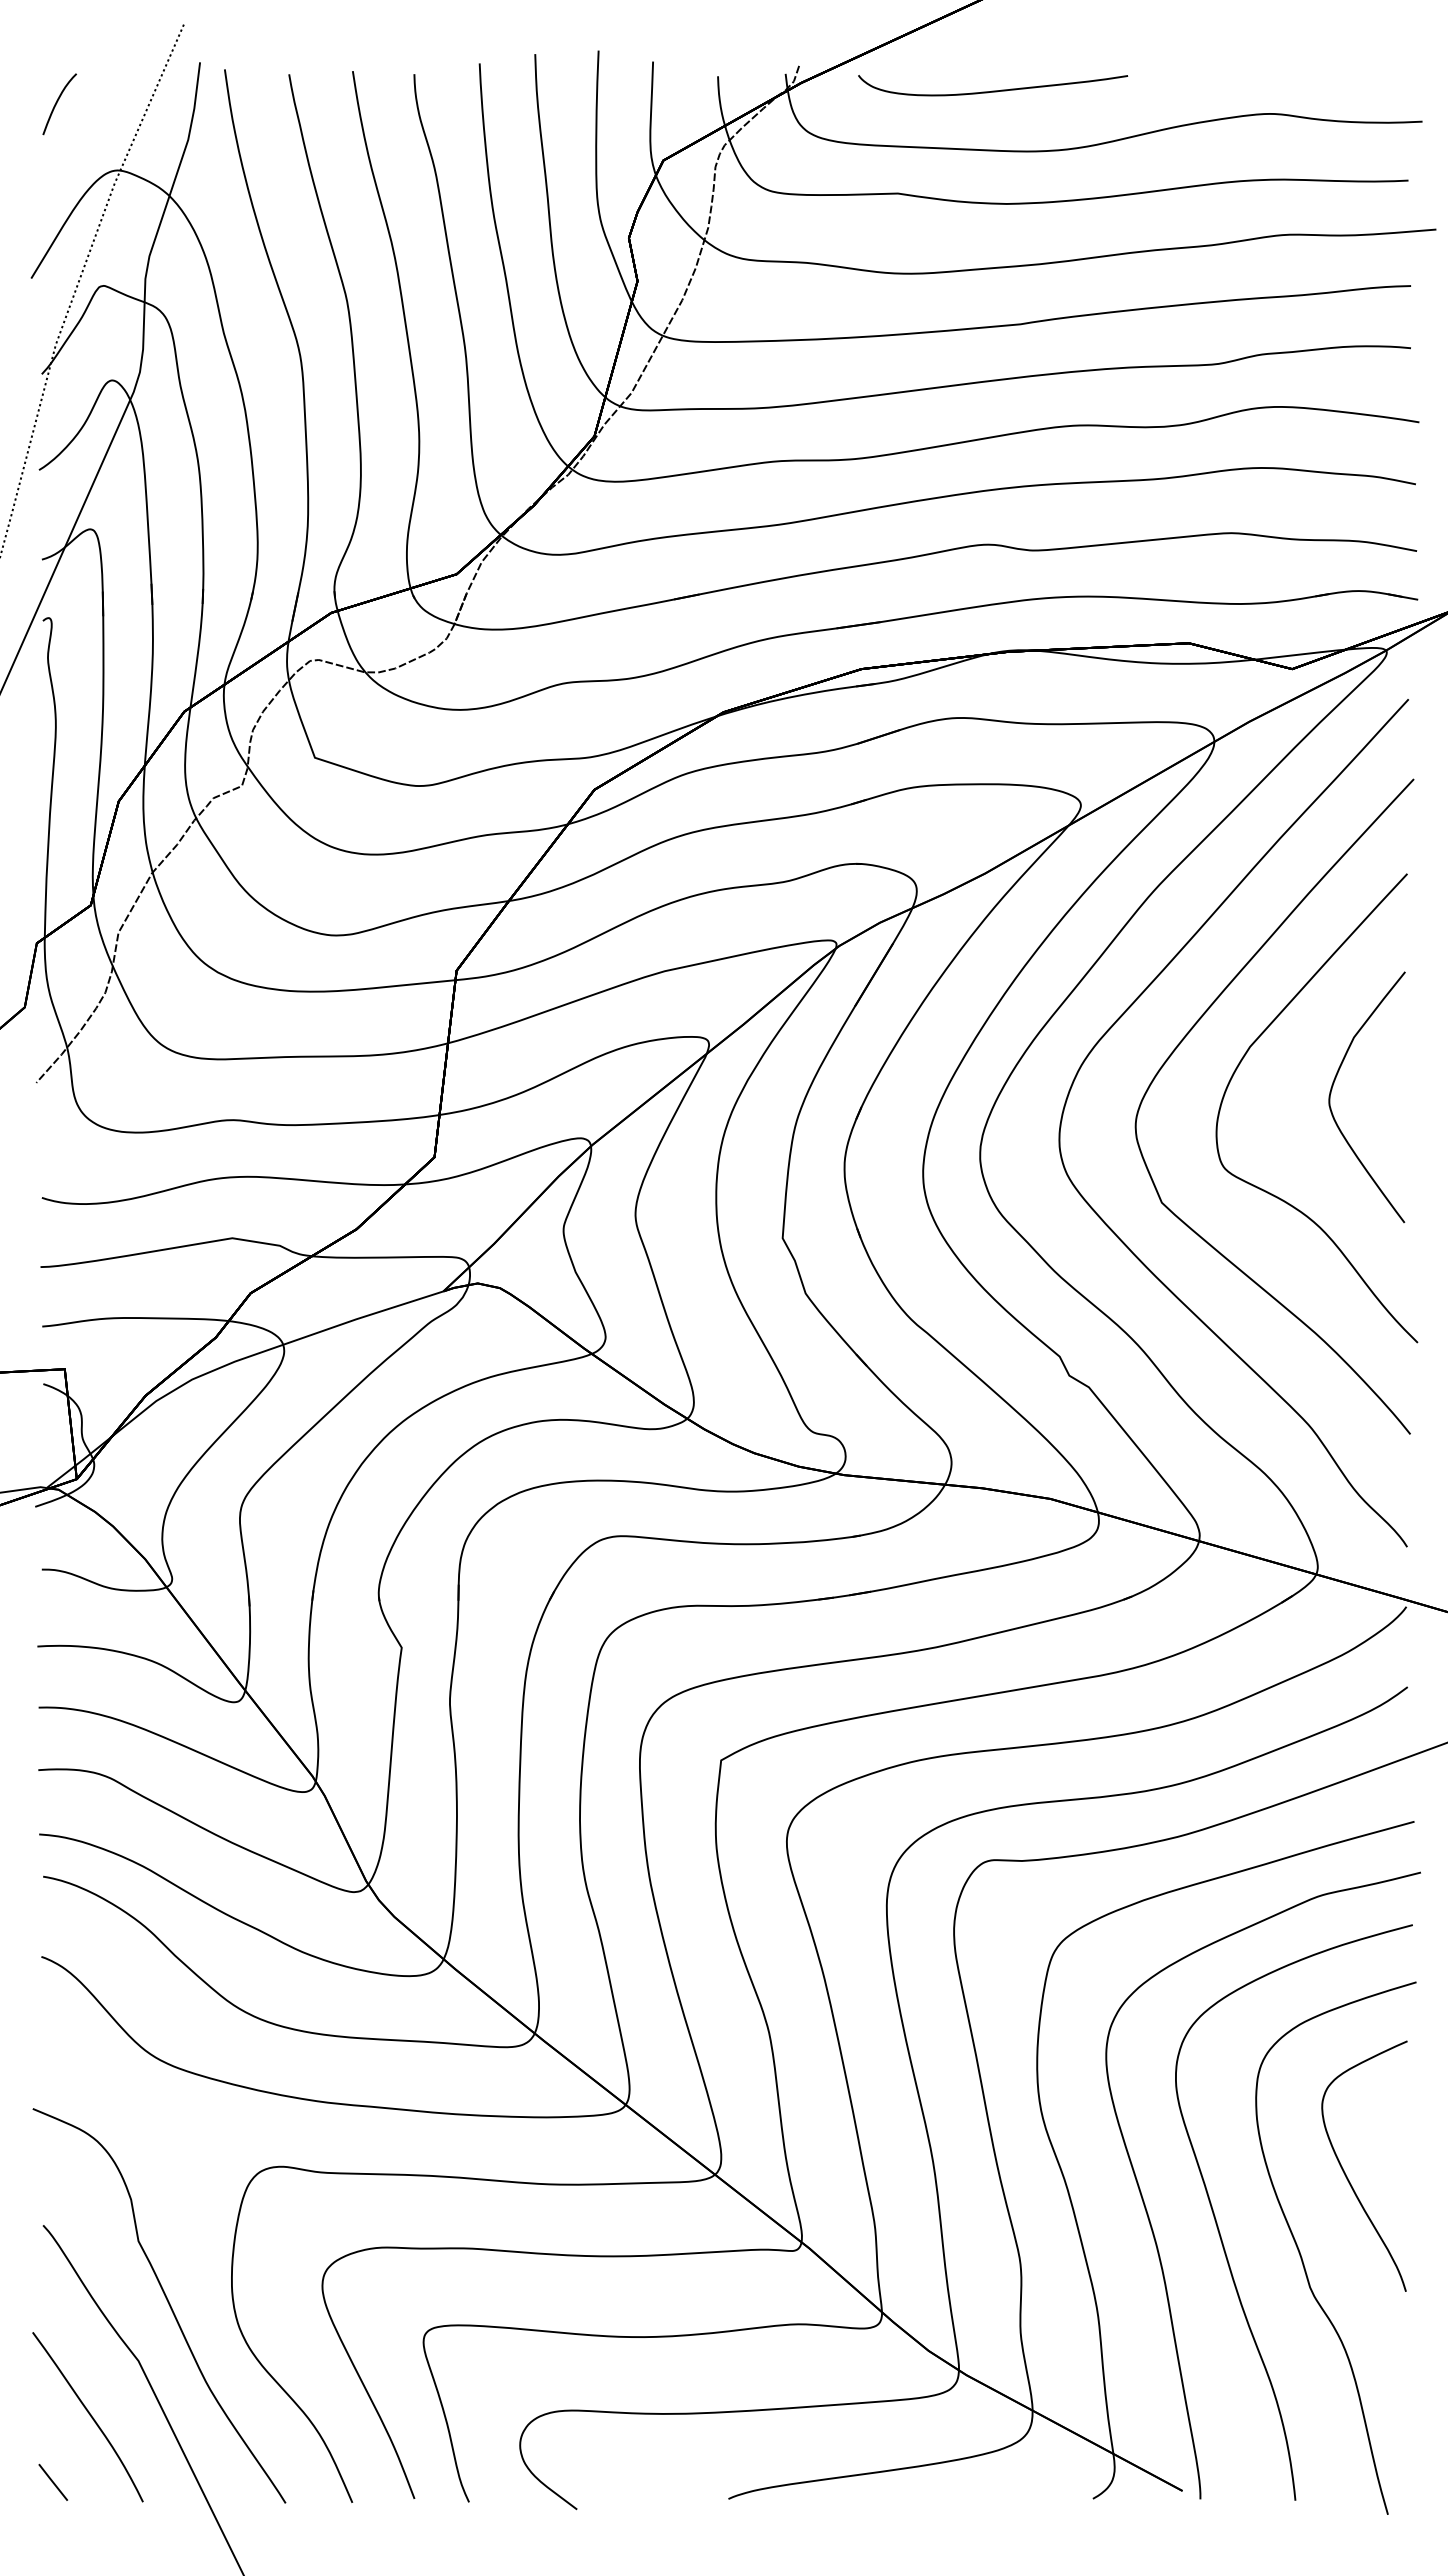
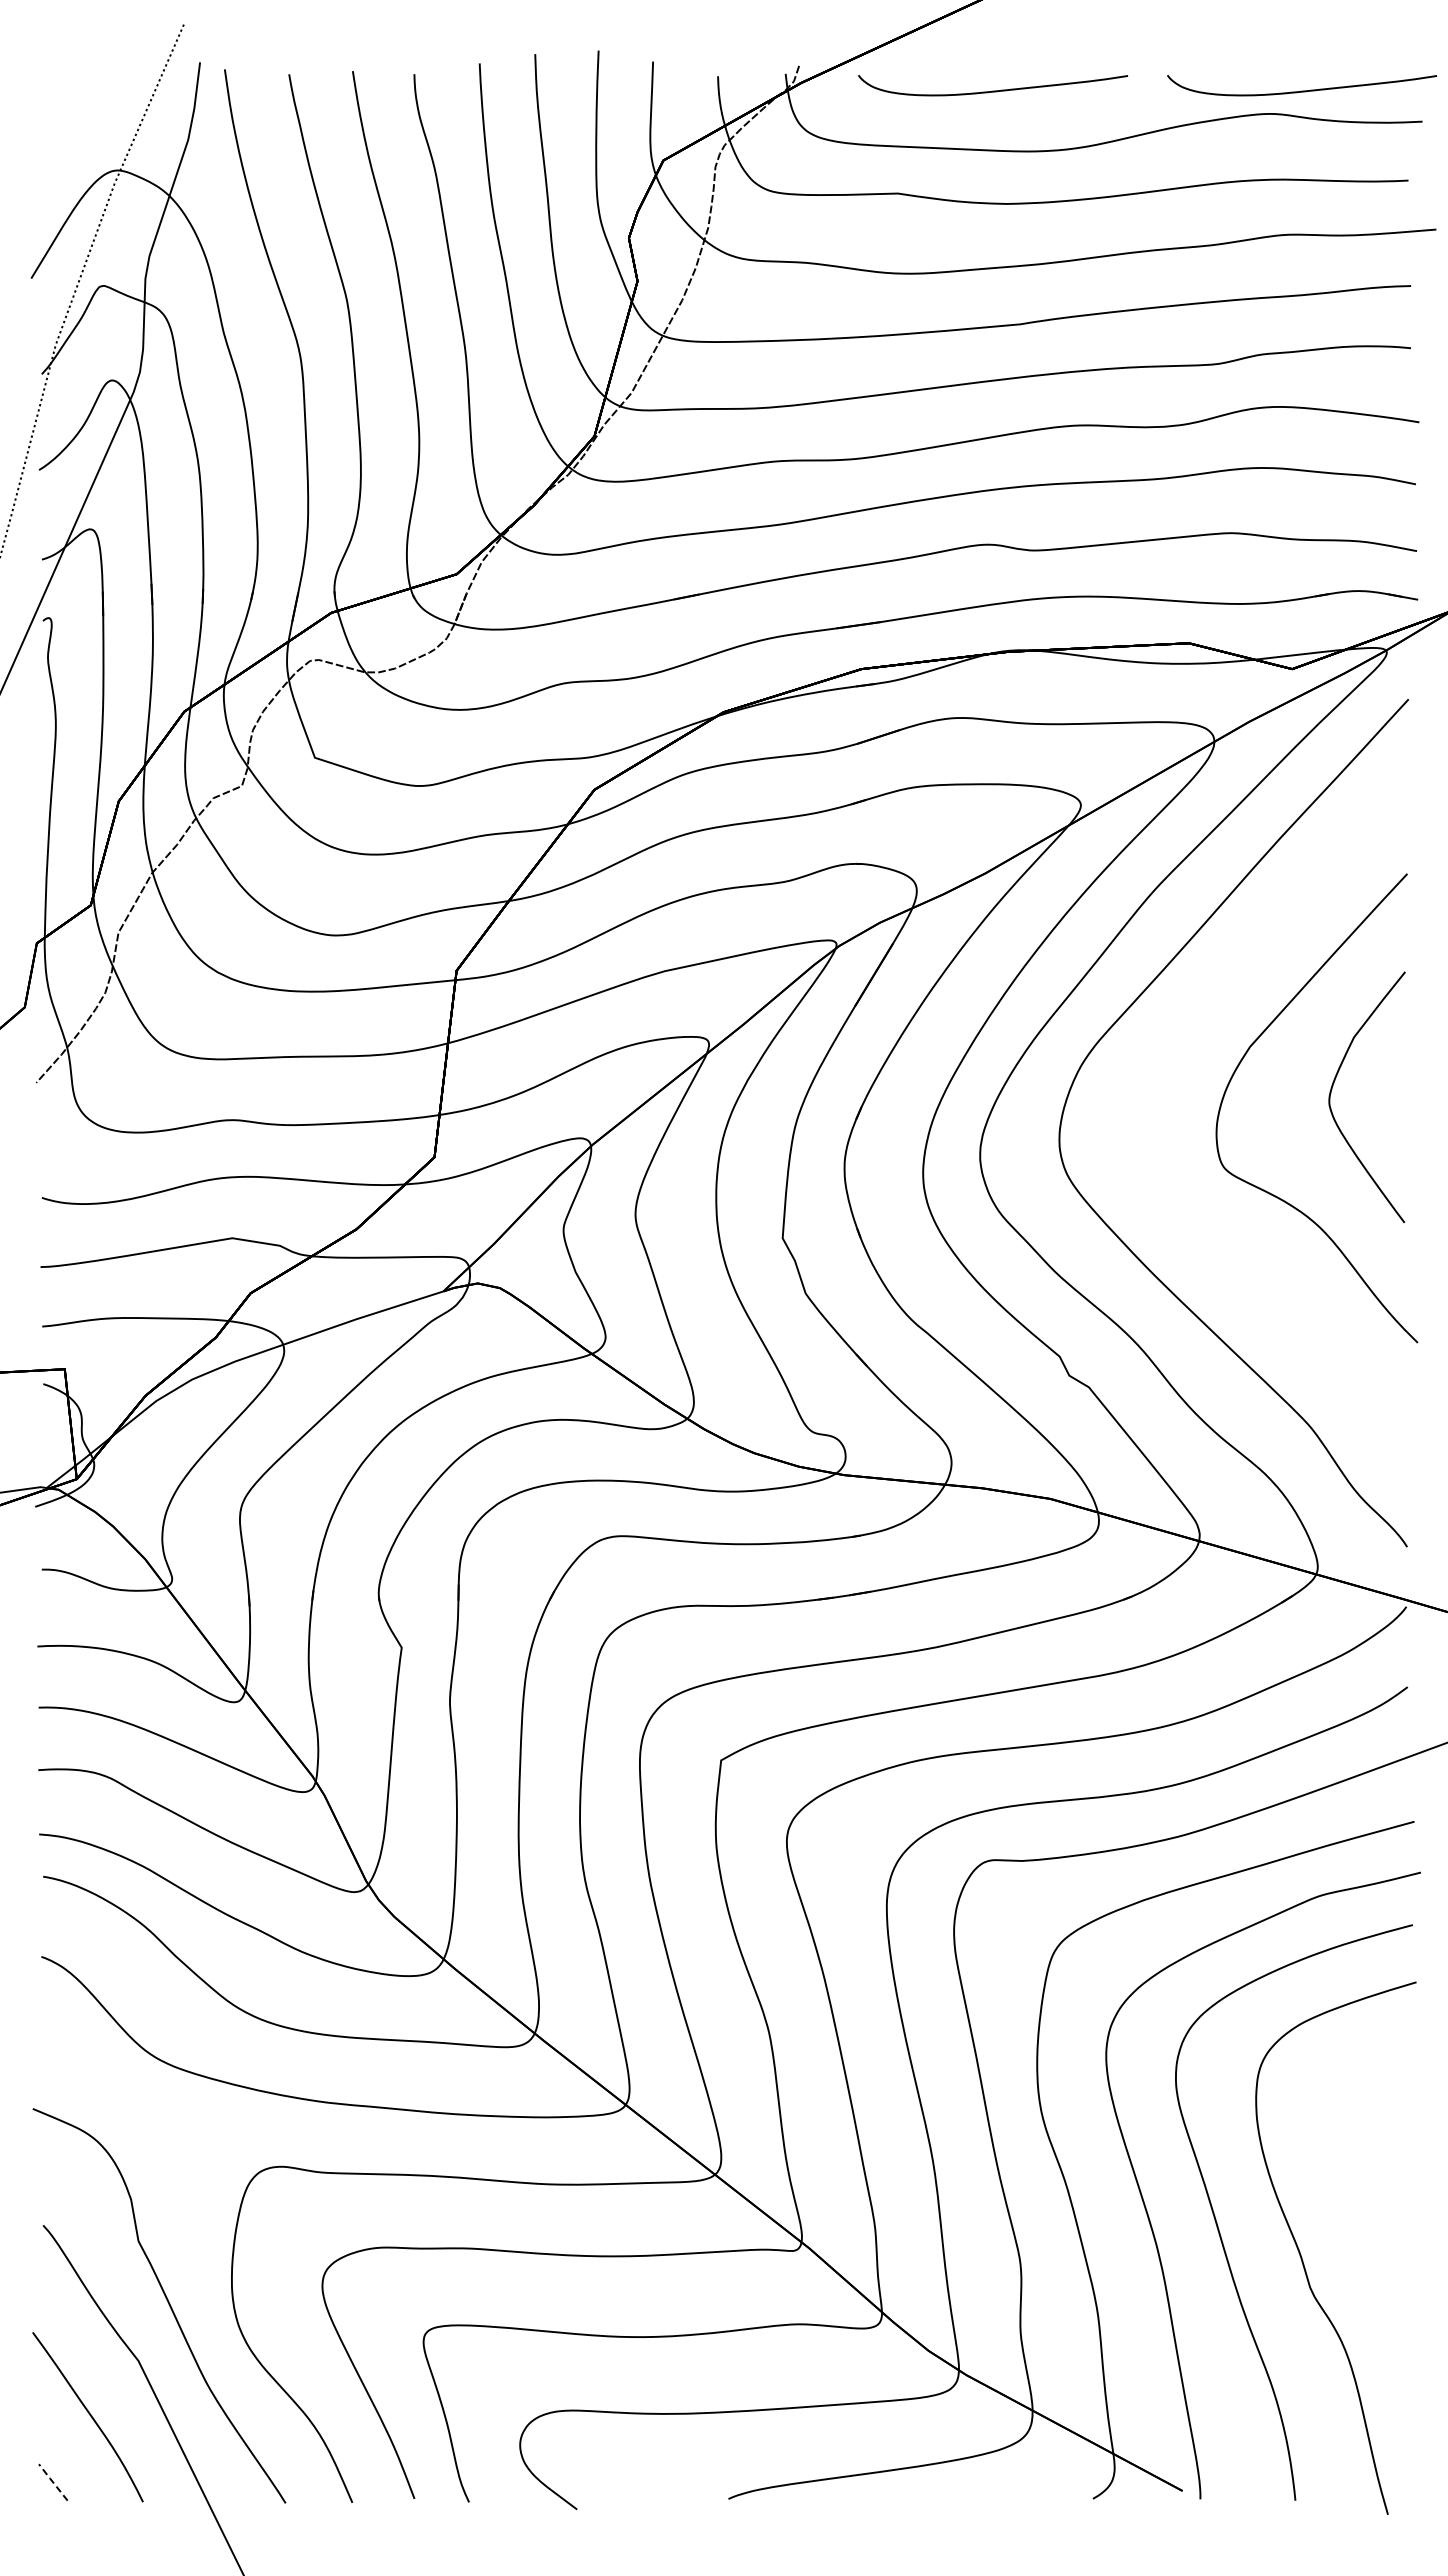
curve: none -> present (1302, 90)
curve: present -> none (57, 103)
curve: present -> none (1188, 1034)
curve: present -> none (1346, 2174)
line: solid -> dashed (52, 2481)
